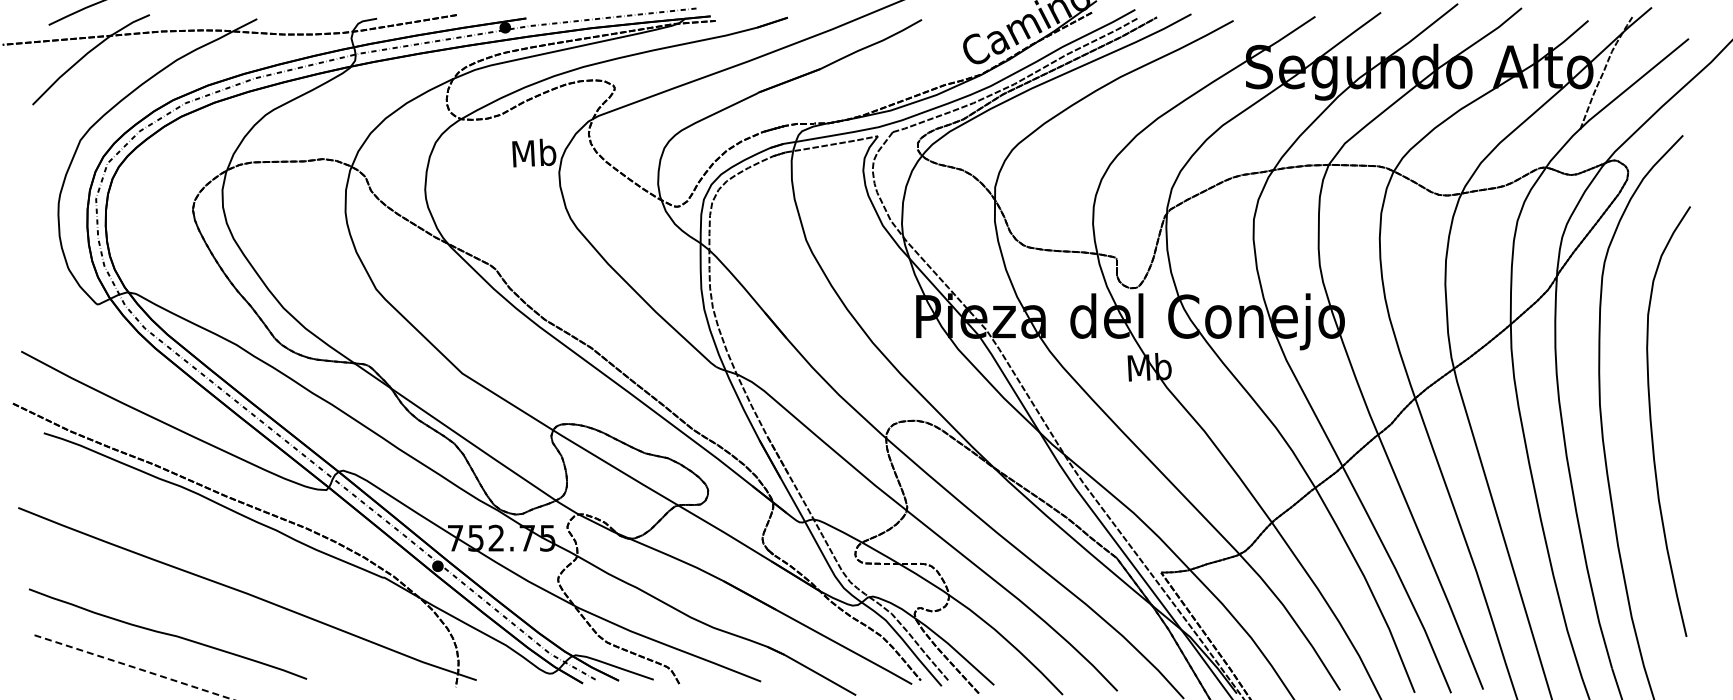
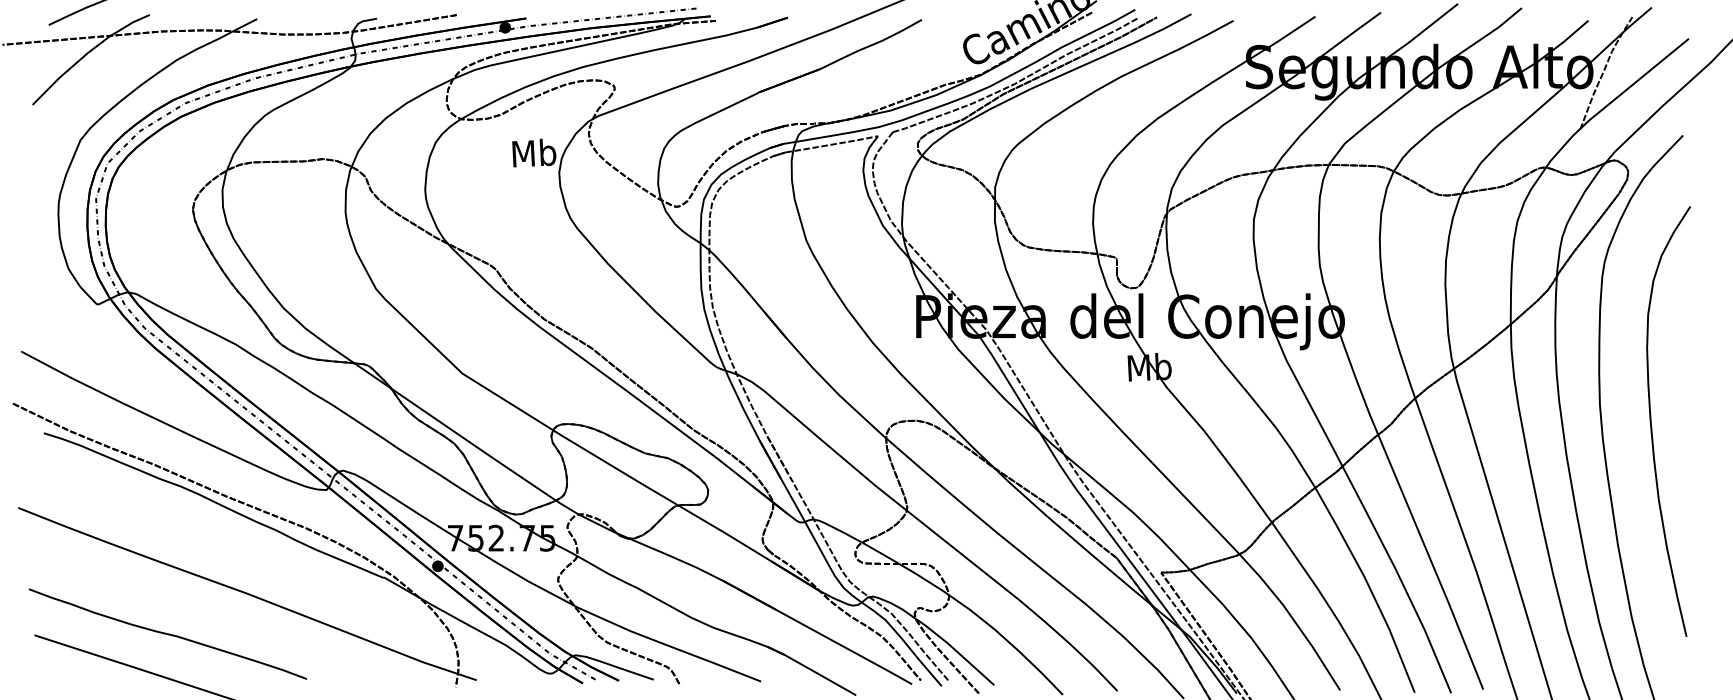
line: dashed -> solid (135, 667)
